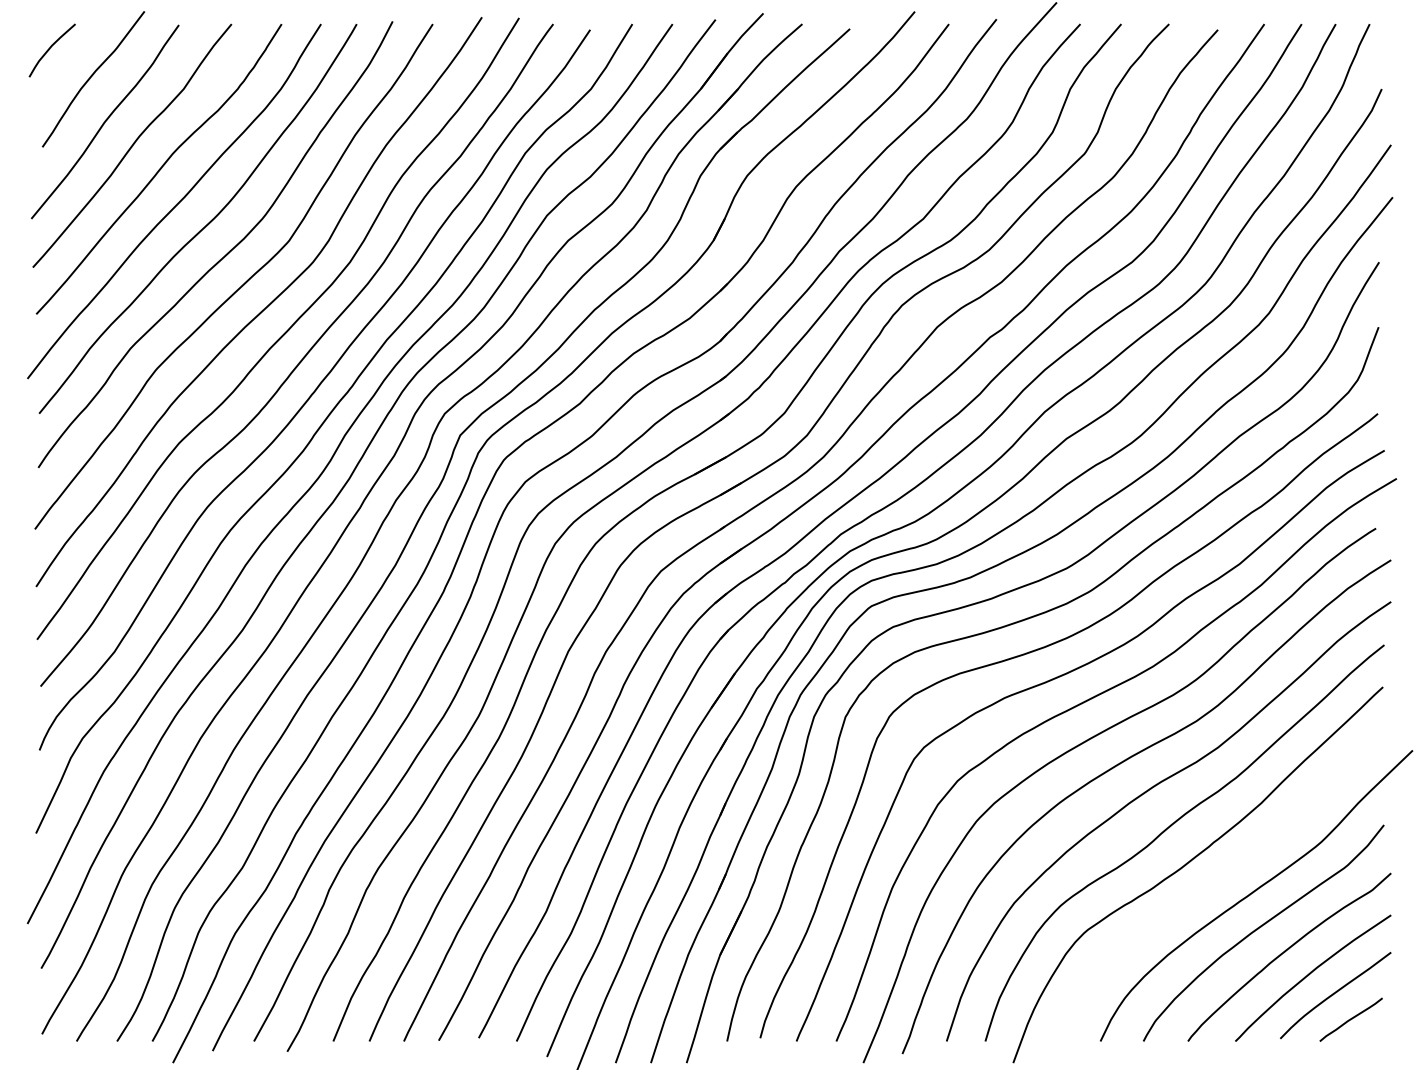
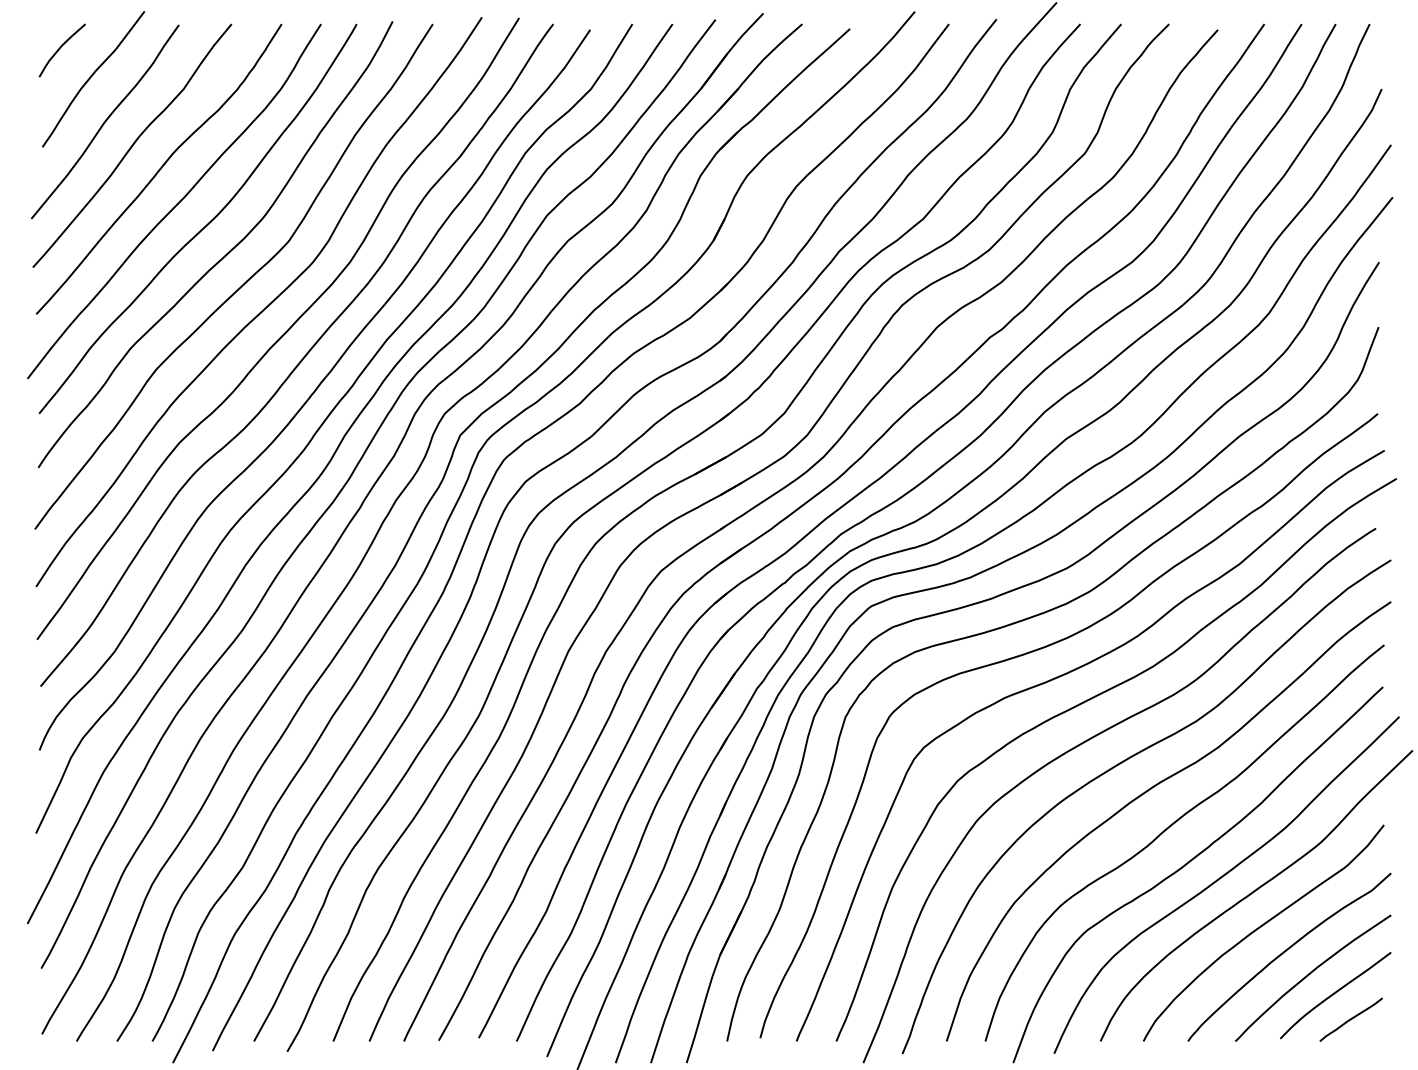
curve position: (50, 49) -> (60, 49) (60, 49)
curve: none -> present (1221, 878)
